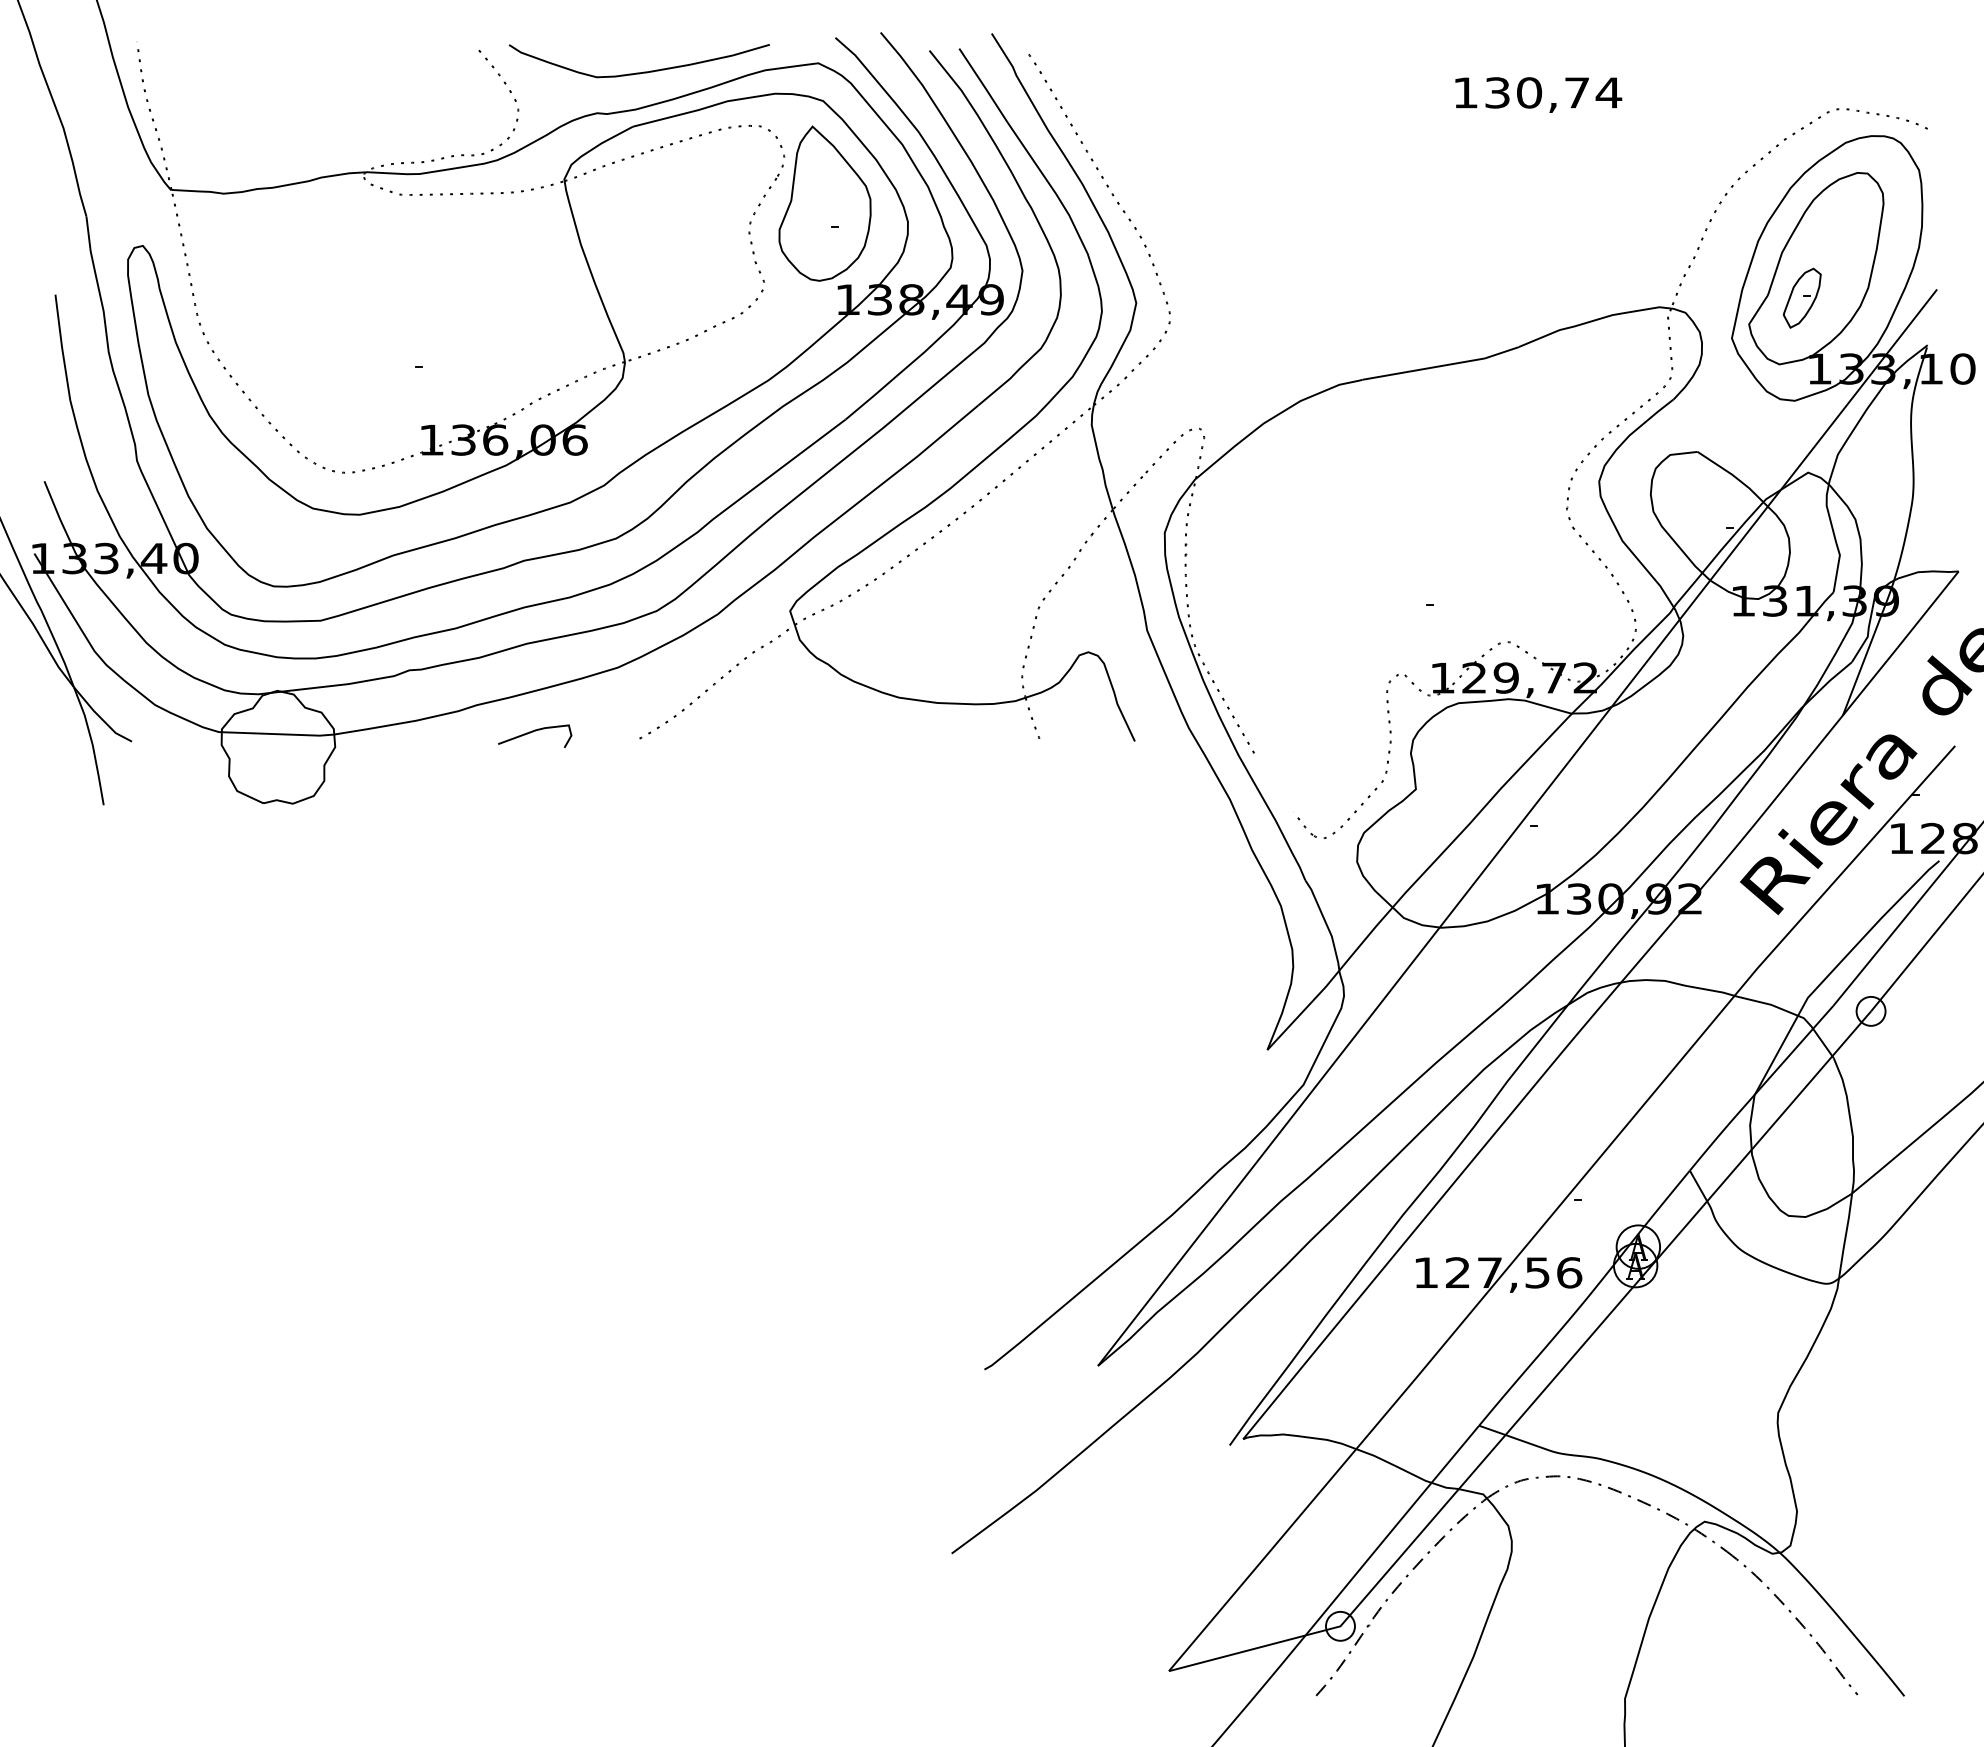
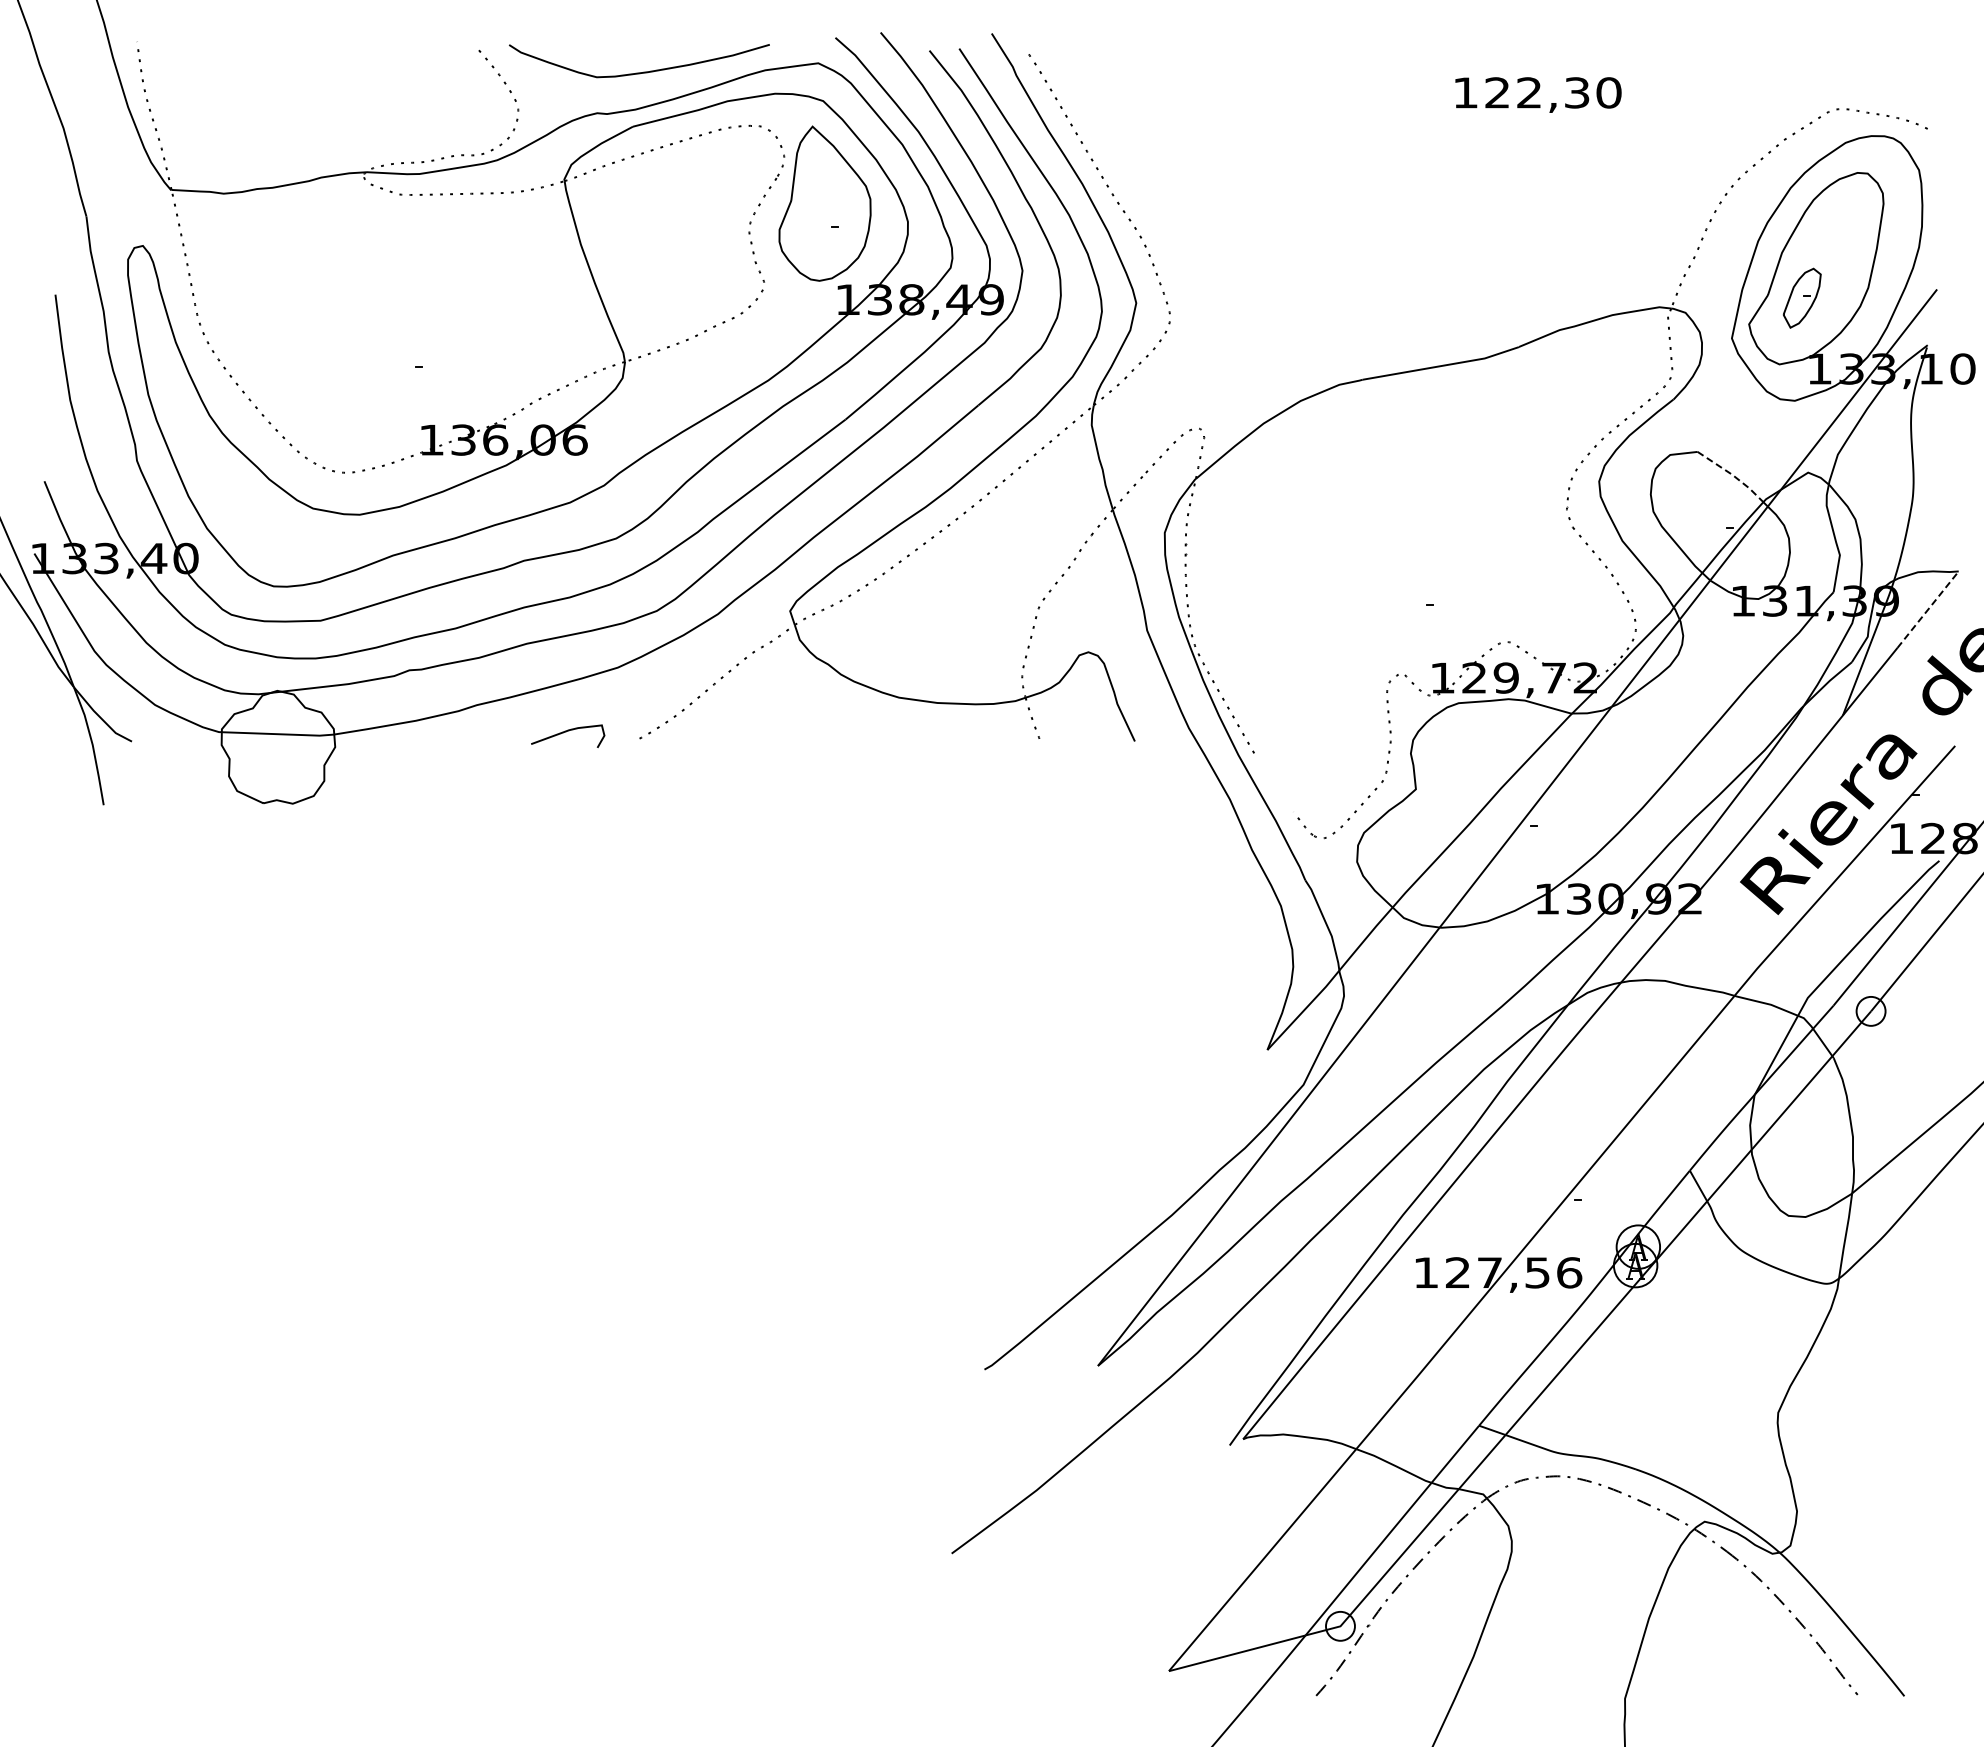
text: 130,74 -> 122,30 (1553, 92)
line: solid -> dashed (1732, 474)
line: solid -> dashed (1928, 609)
curve position: (533, 732) -> (566, 732) (566, 732)
